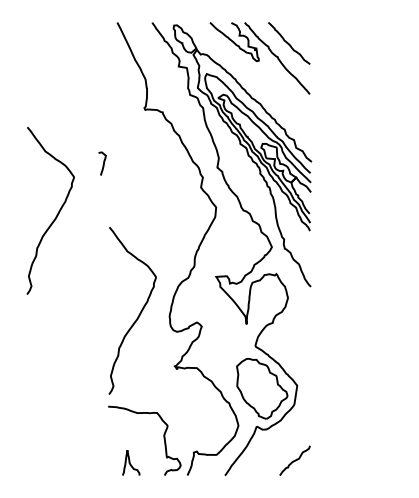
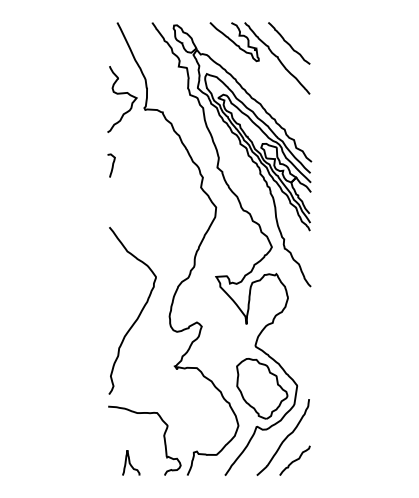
curve: none -> present (122, 94)
curve position: (103, 163) -> (112, 165) (112, 165)
curve: present -> none (56, 214)
curve: none -> present (284, 438)
